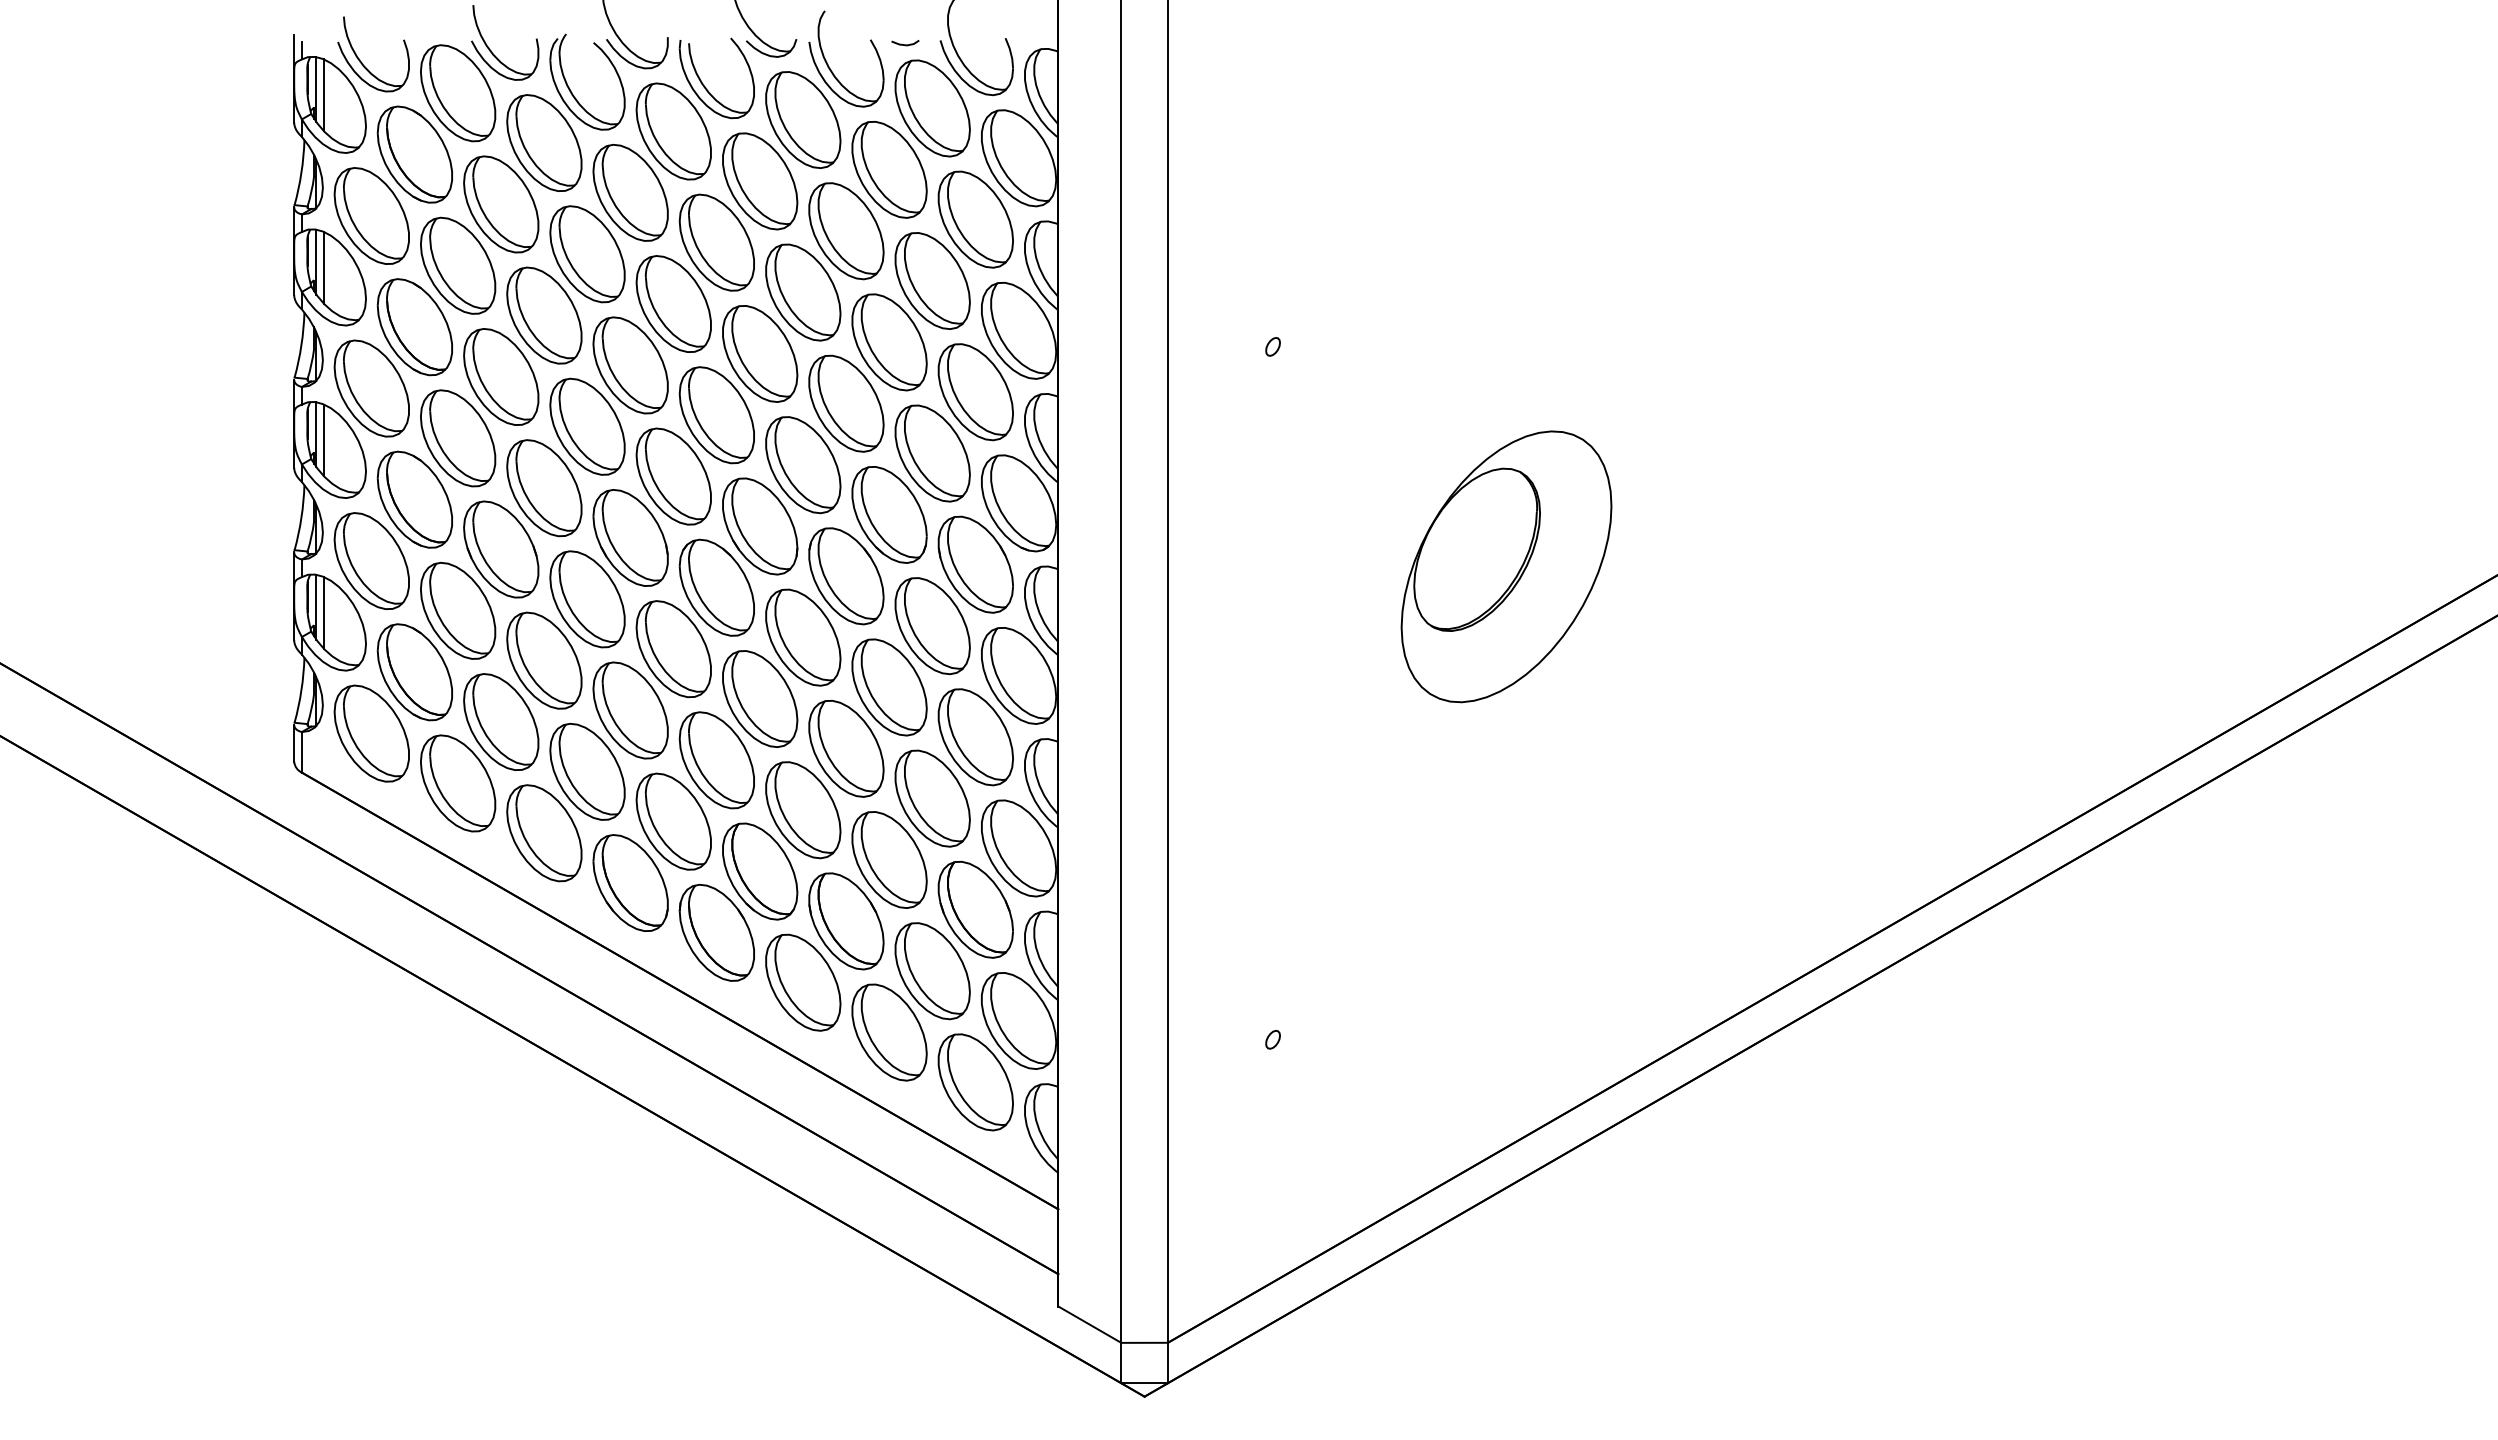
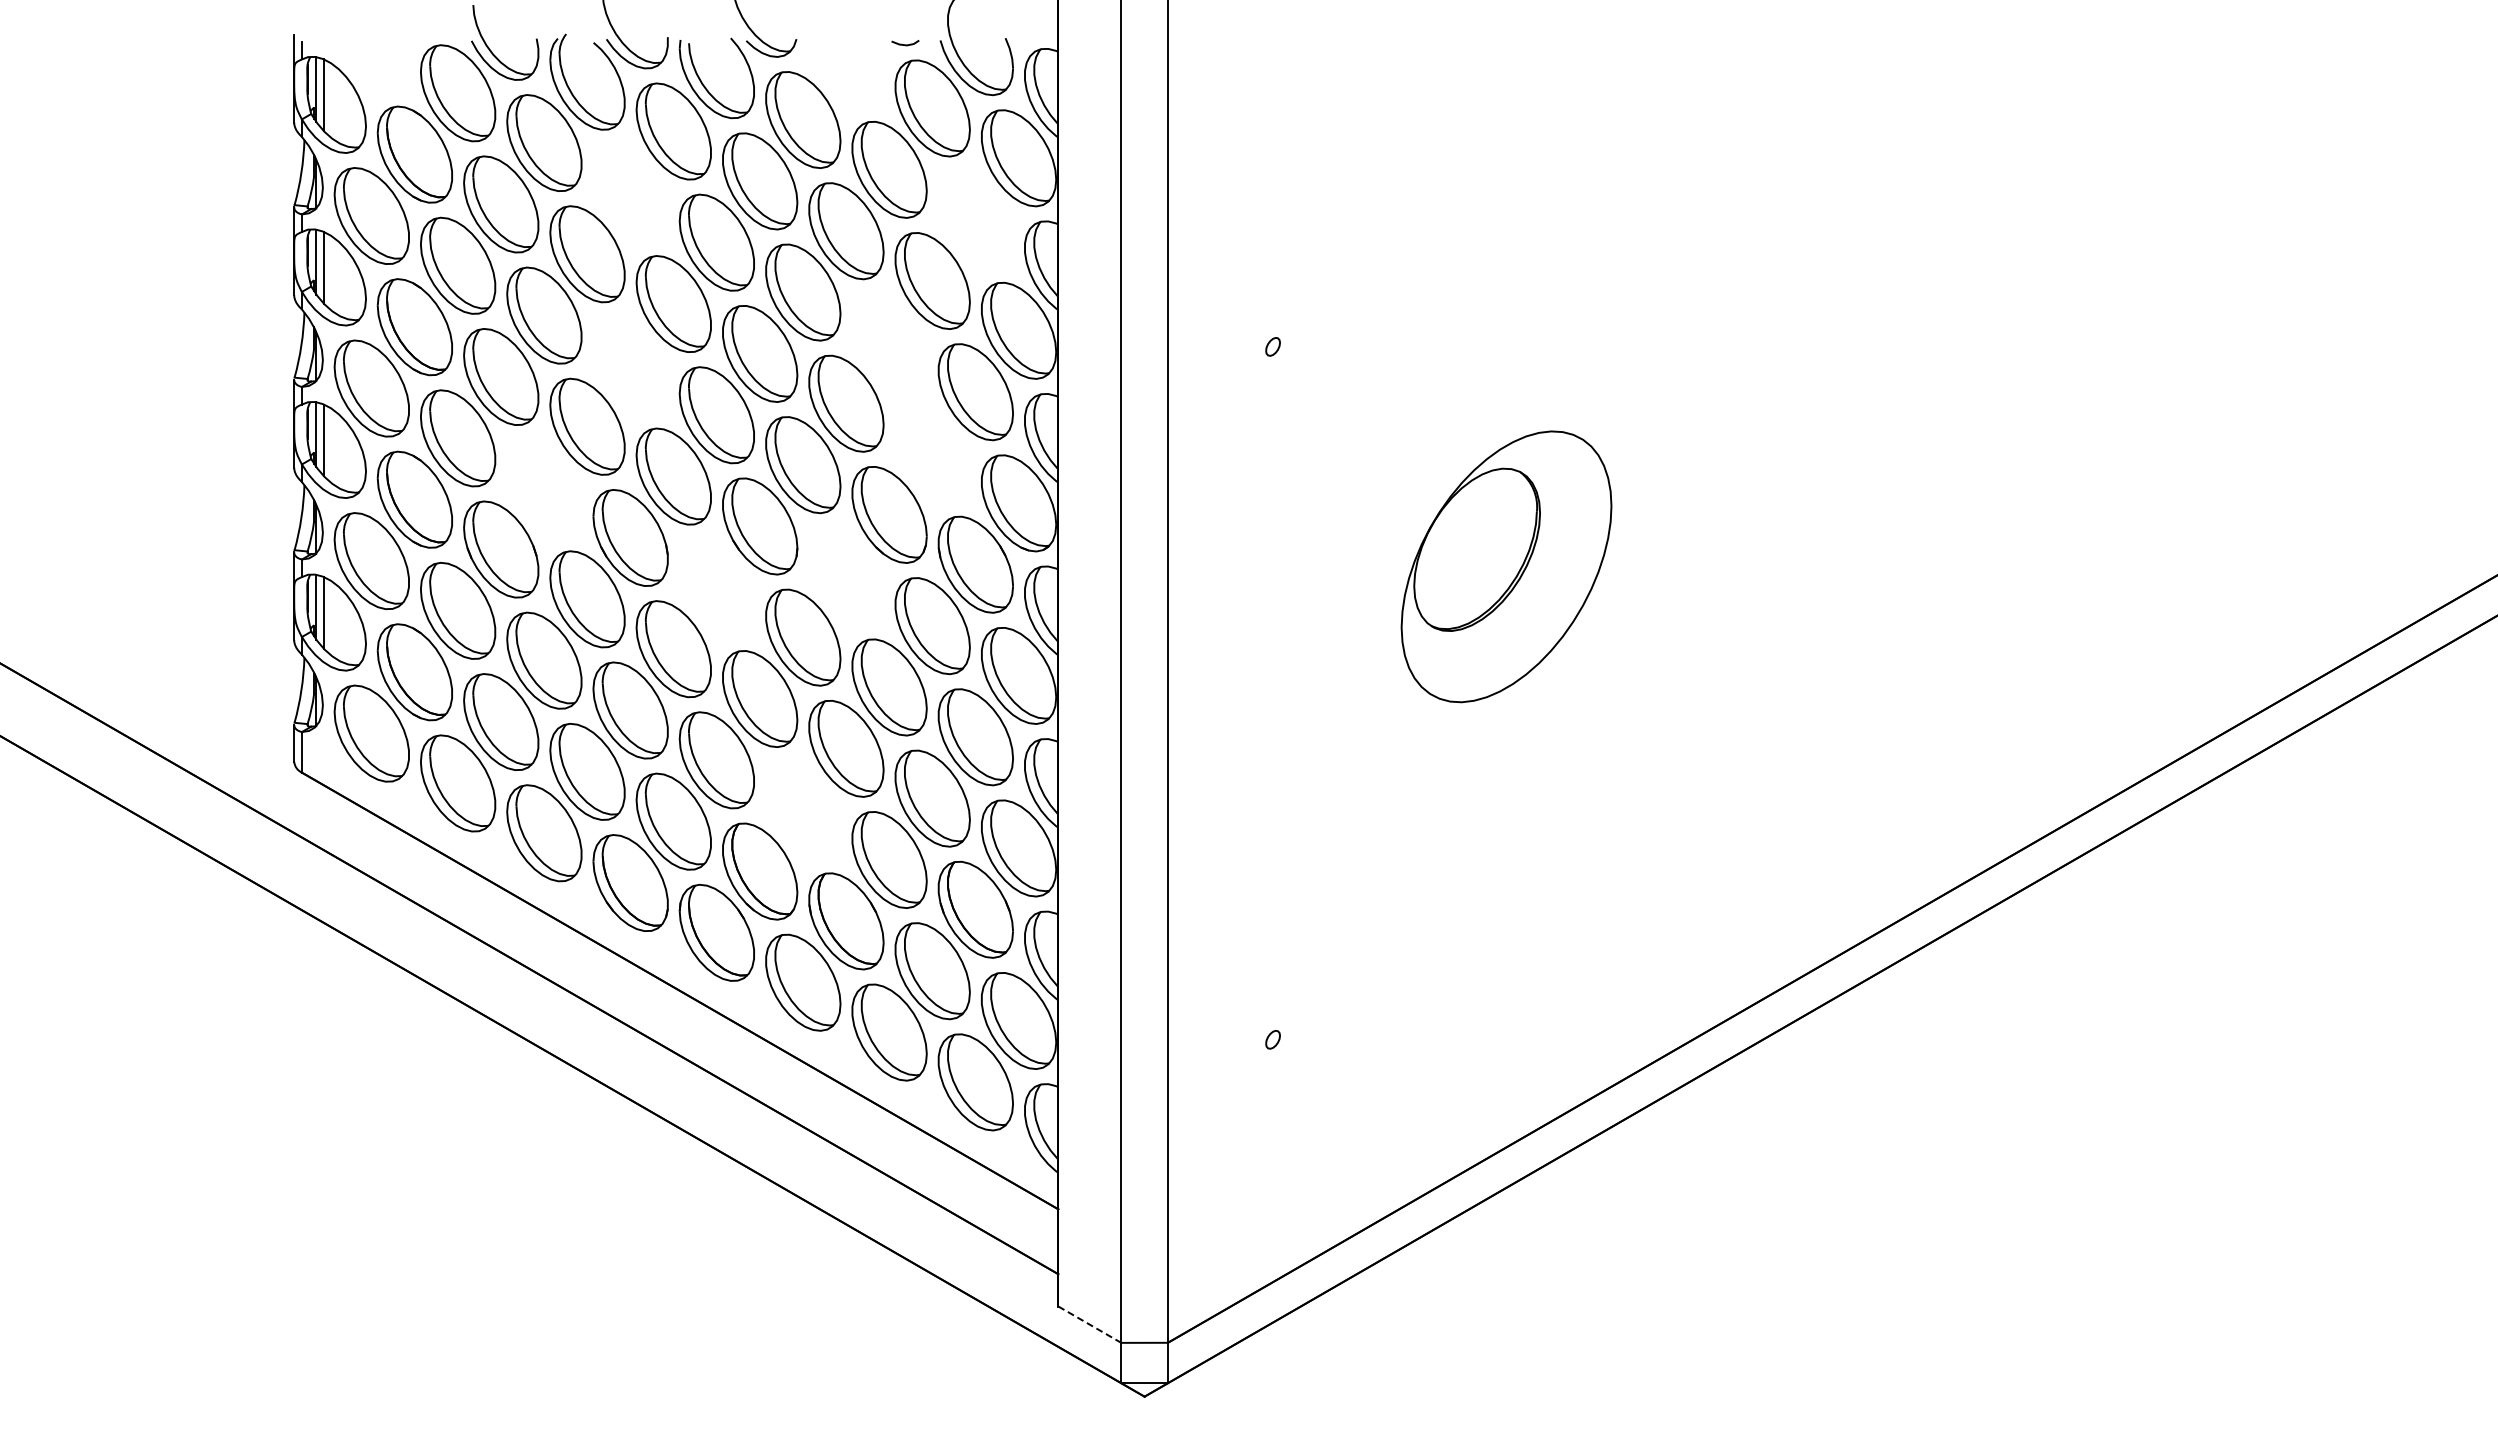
part: present -> none (362, 62)
part: present -> none (831, 69)
part: present -> none (630, 192)
part: present -> none (975, 219)
part: present -> none (889, 342)
part: present -> none (630, 365)
part: present -> none (932, 453)
part: present -> none (544, 488)
part: present -> none (846, 576)
part: present -> none (716, 587)
part: present -> none (803, 810)
line: solid -> dashed (1090, 1324)
